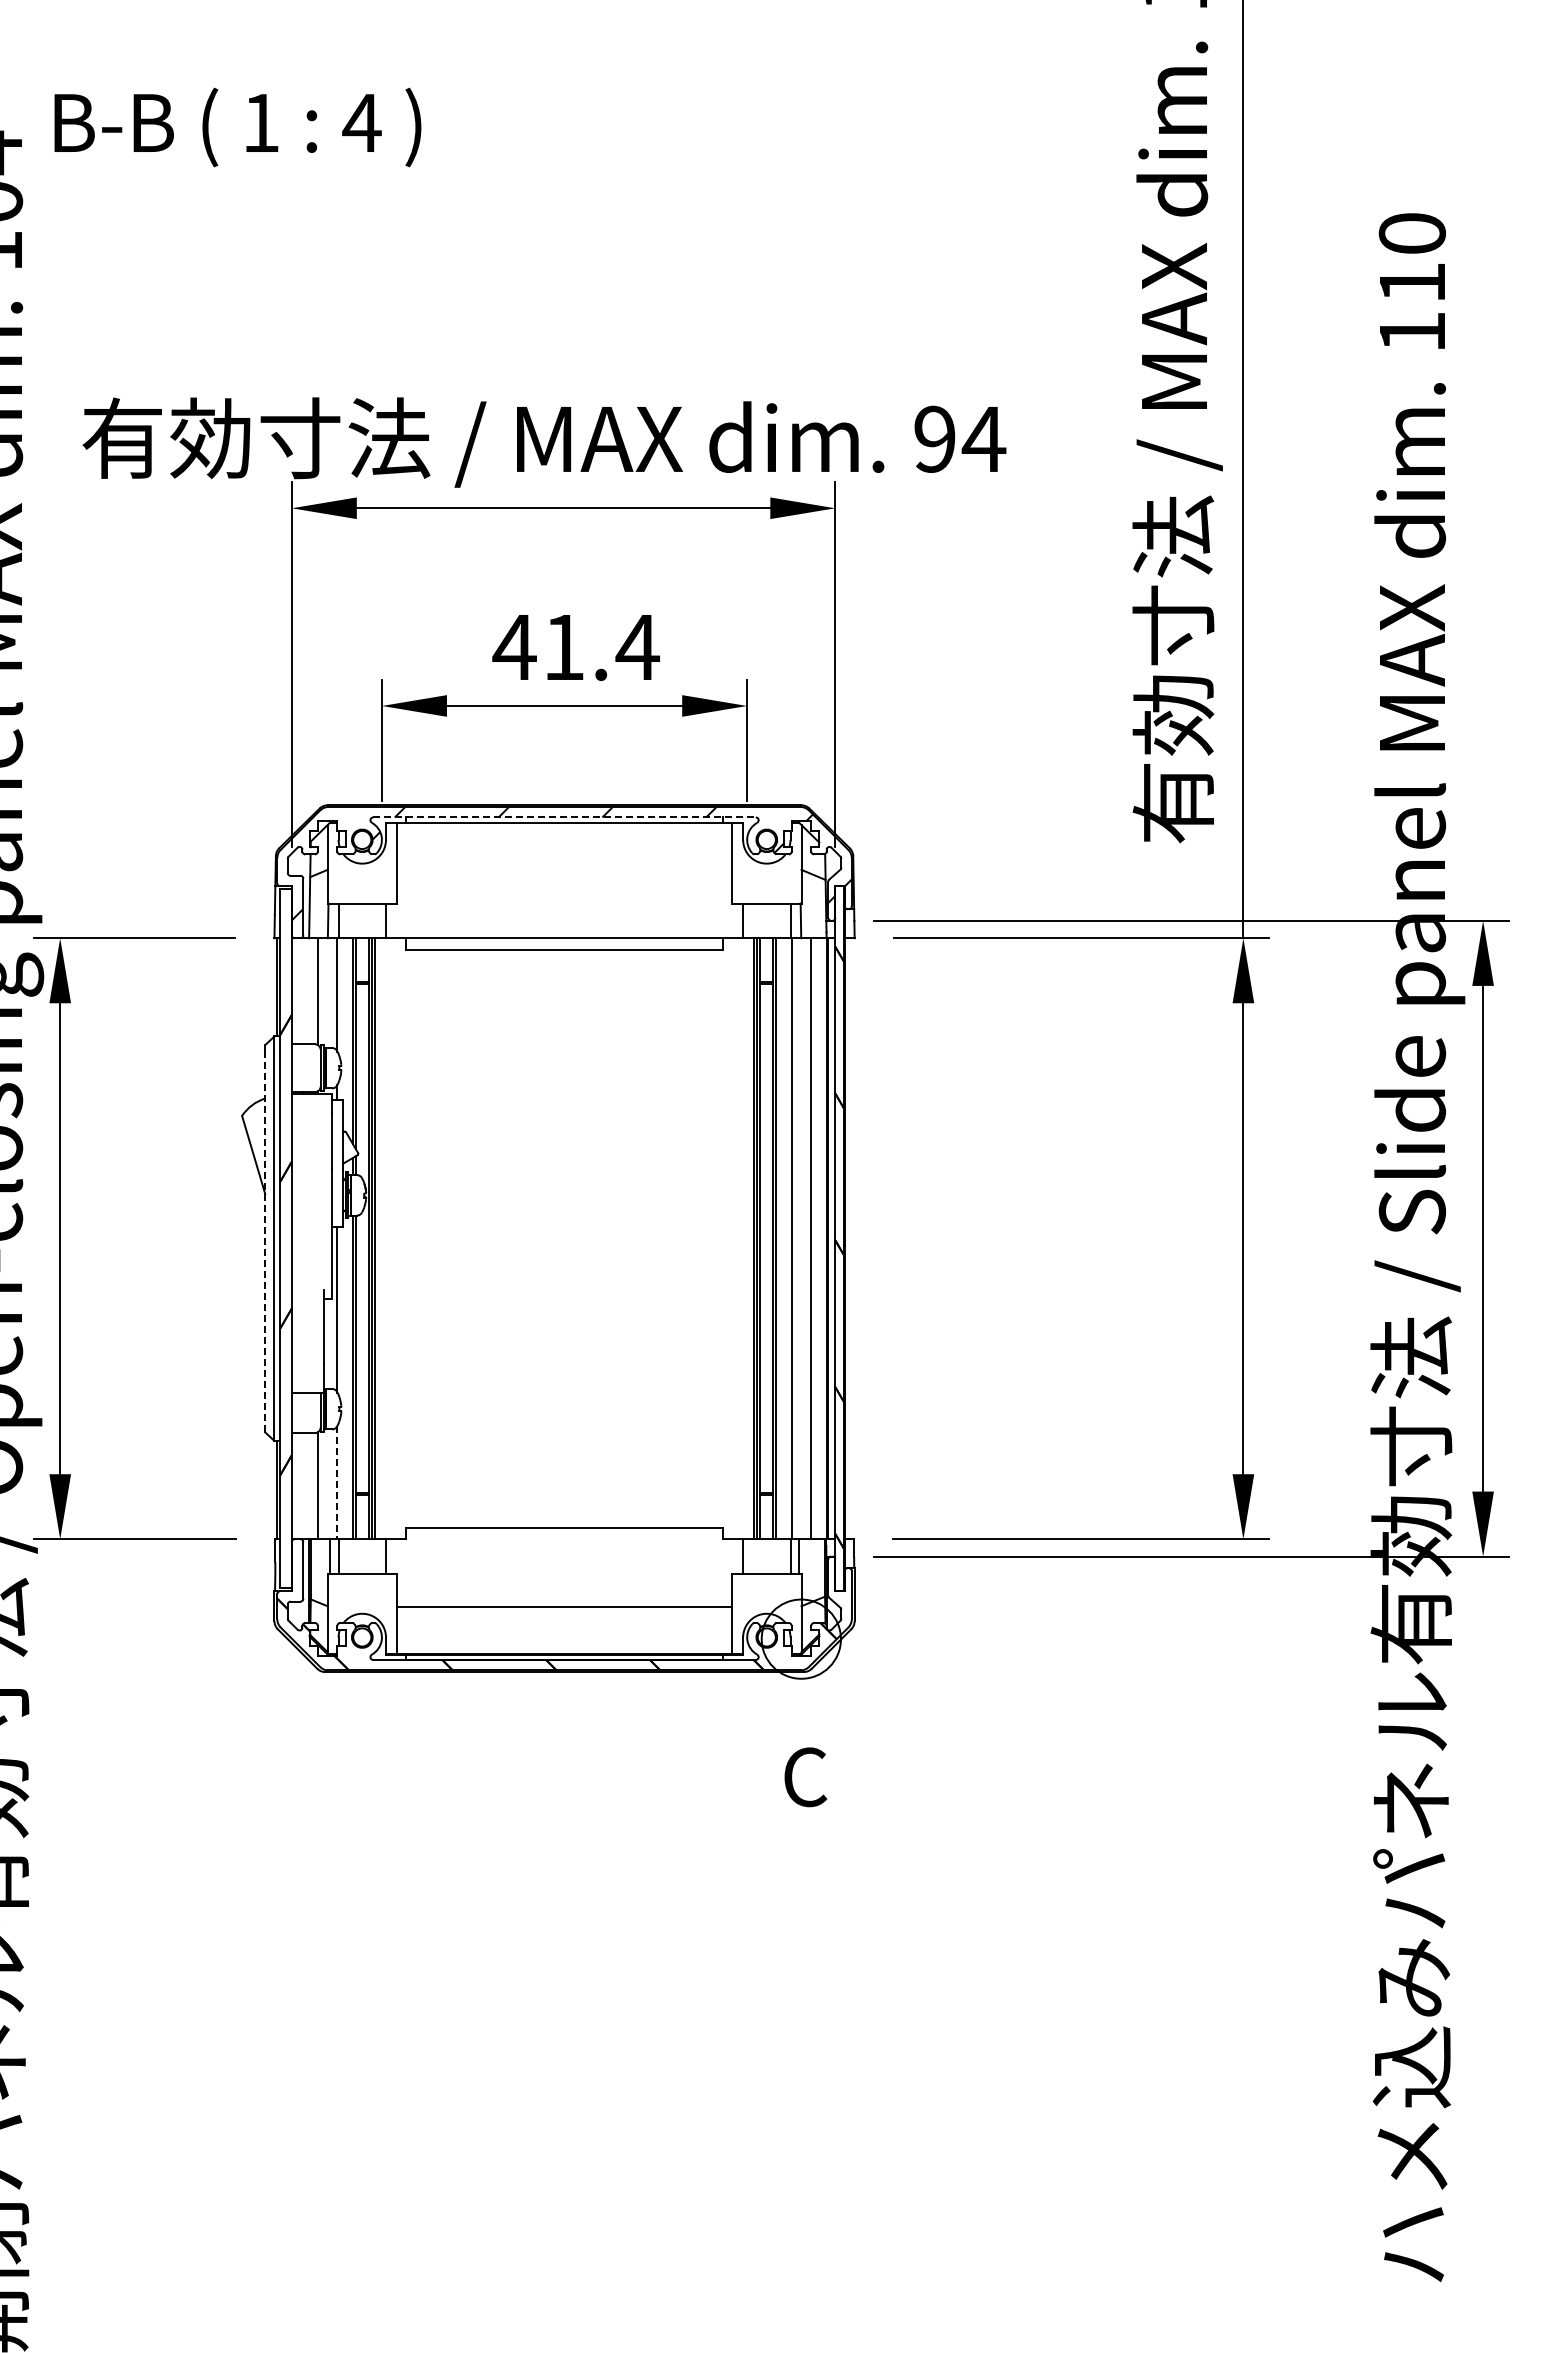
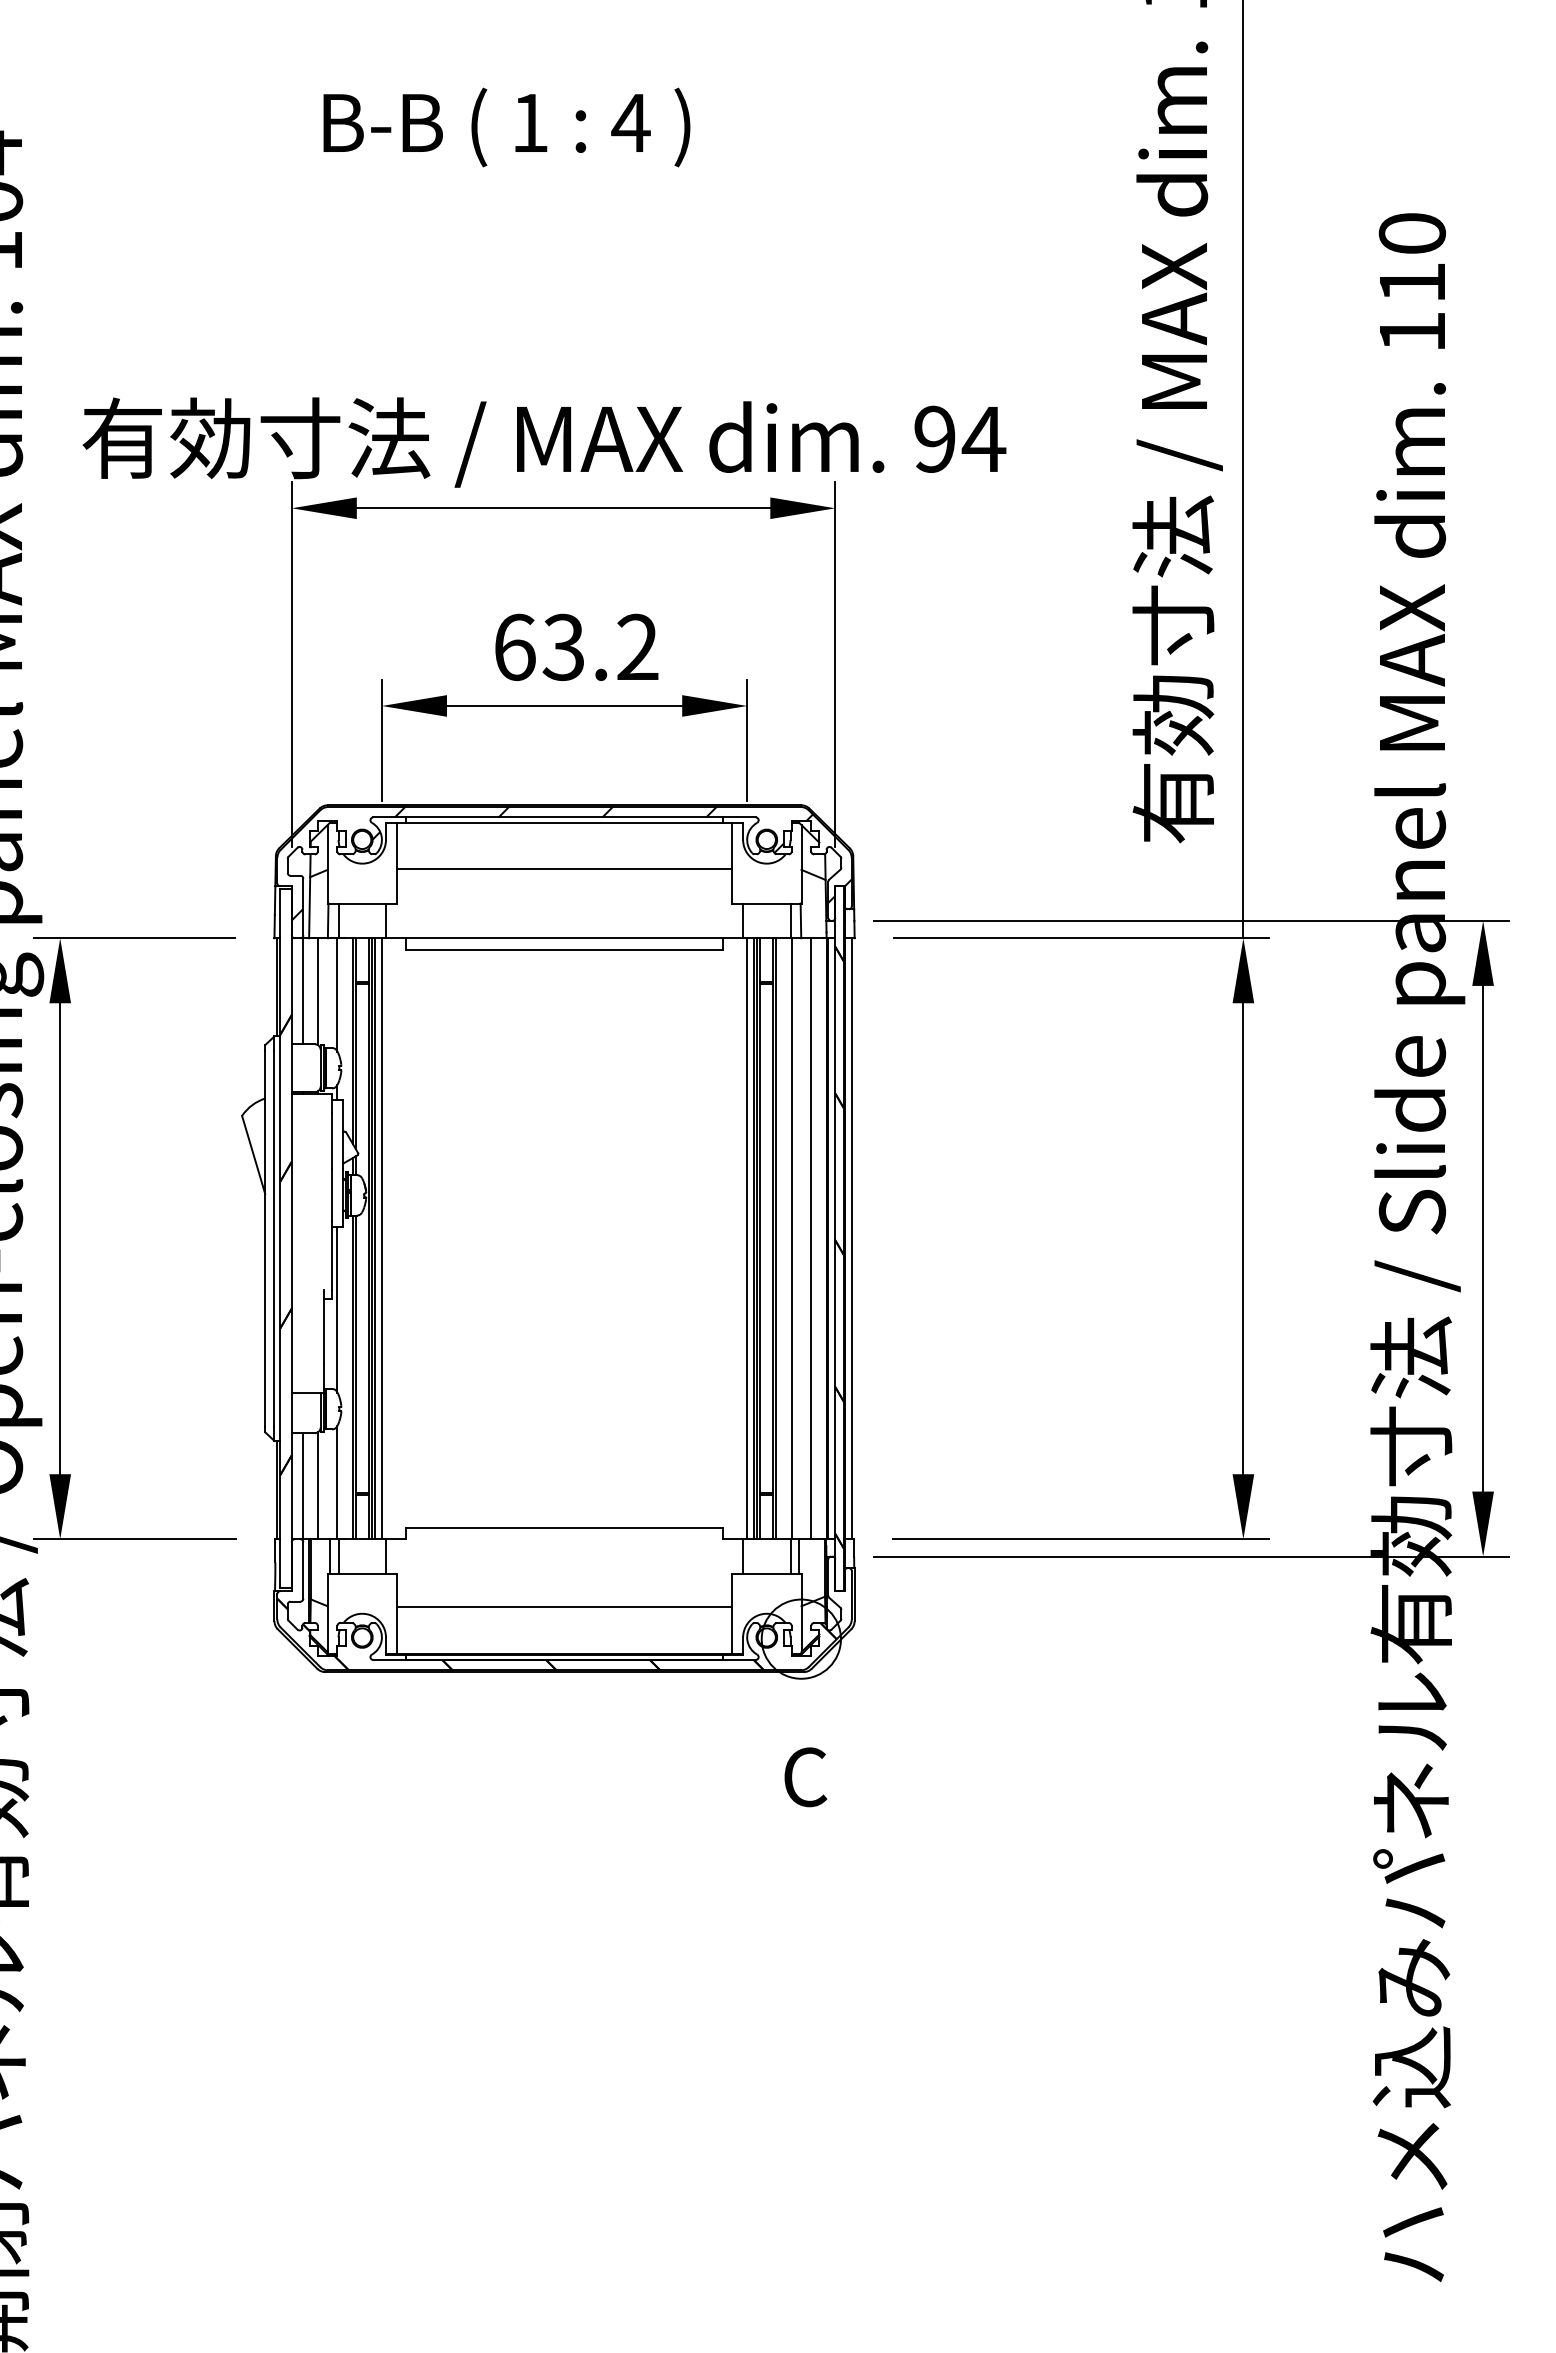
text position: (237, 127) -> (506, 127) (506, 127)
text: 41.4 -> 63.2 (575, 646)
line: dashed -> solid (565, 817)
line: none -> present (564, 869)
line: none -> present (303, 991)
line: dashed -> solid (265, 1238)
line: none -> present (381, 1238)
line: none -> present (747, 1238)
line: none -> present (851, 1238)
line: dashed -> solid (337, 1482)
line: none -> present (303, 1486)
